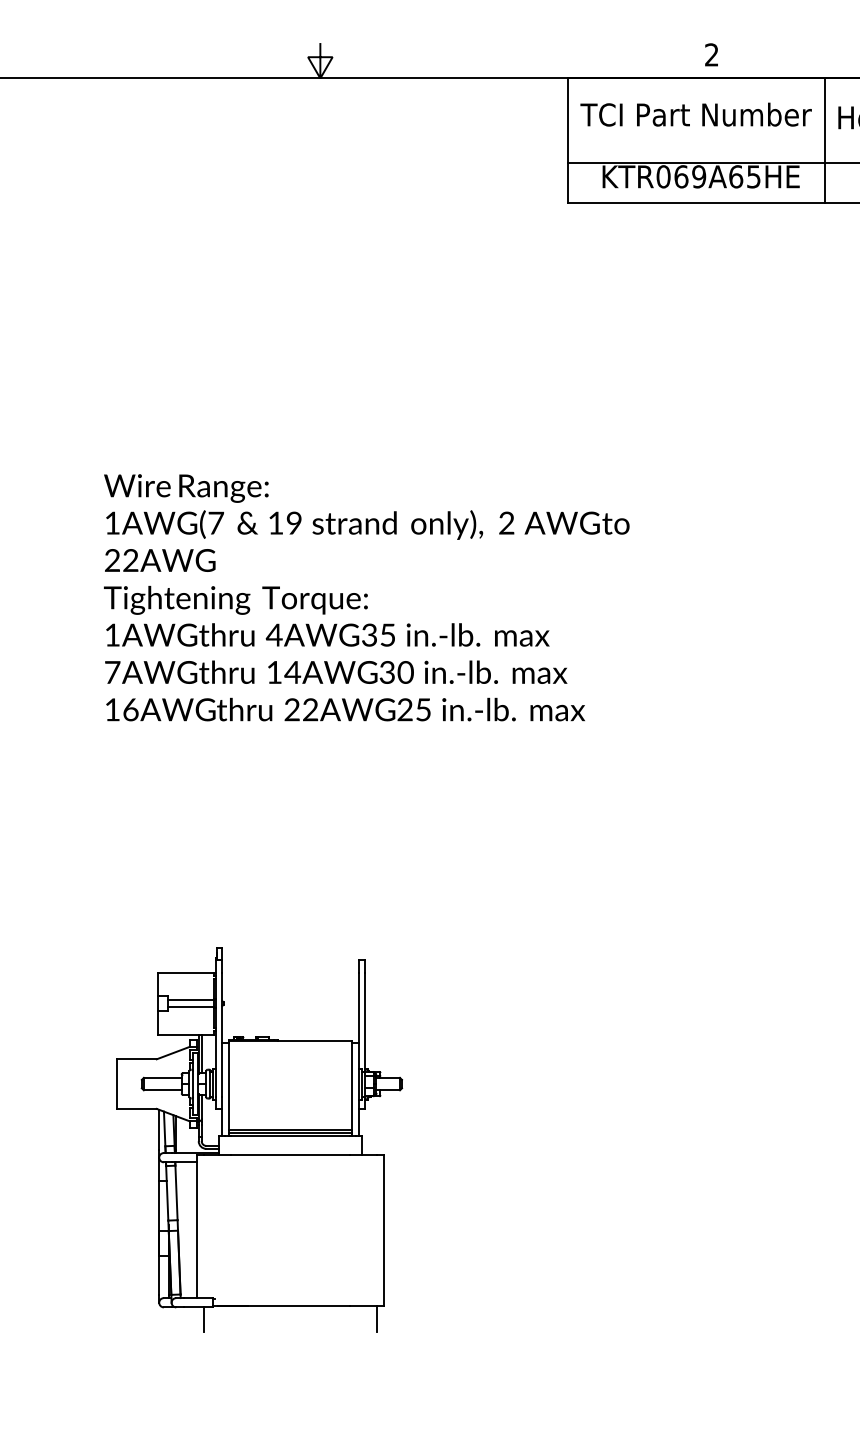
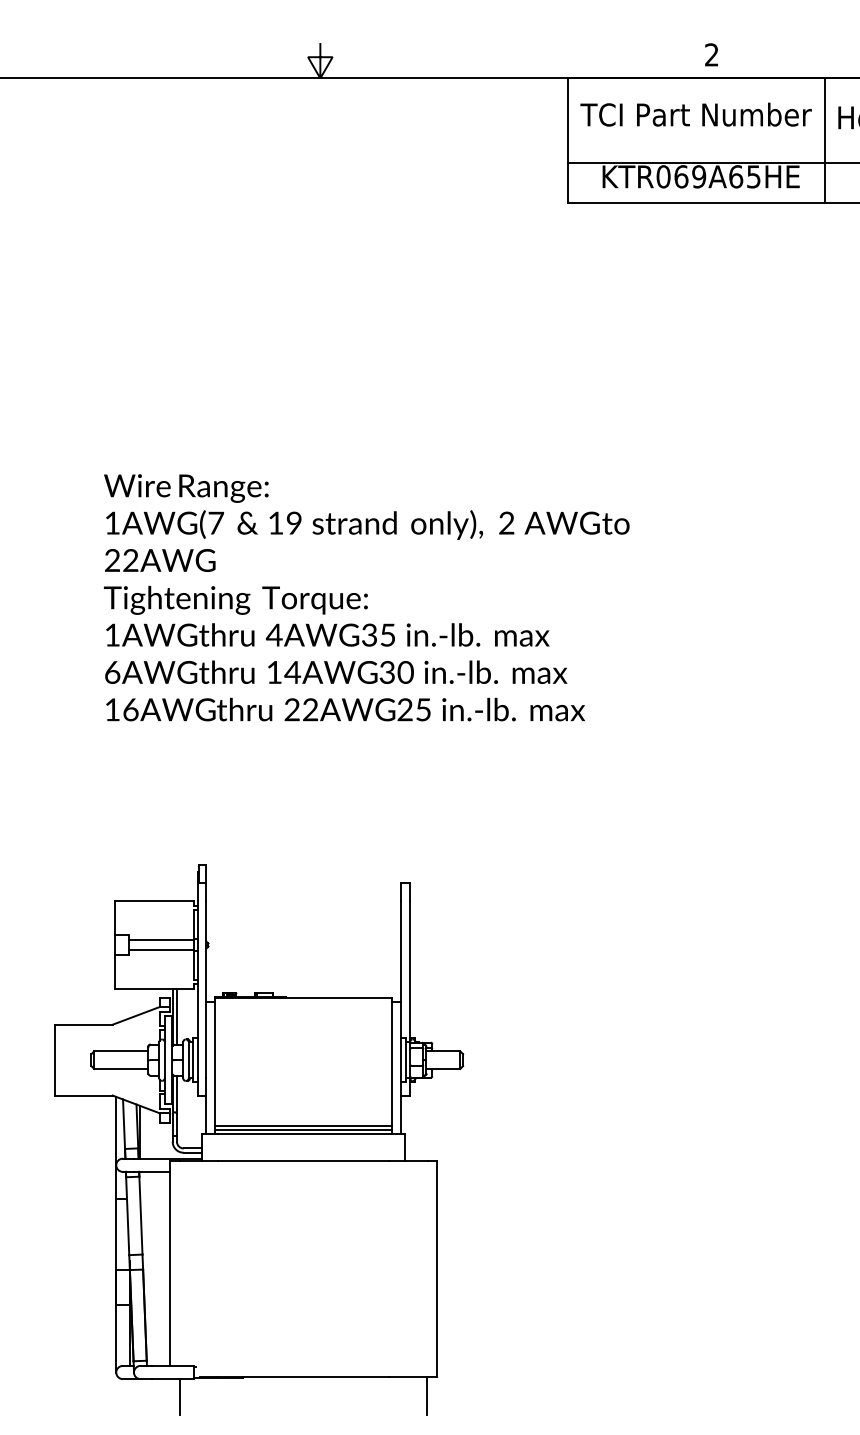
text: 7AWG -> 6AWG (112, 672)
part size: 288x386 px -> 411x552 px (259, 1139)
